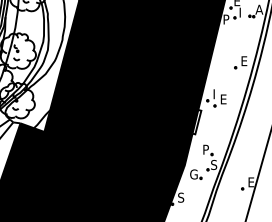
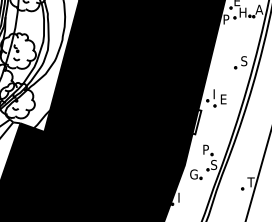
text: I -> H (243, 12)
text: E -> S (244, 61)
text: E -> T (250, 182)
text: S -> I (181, 197)
